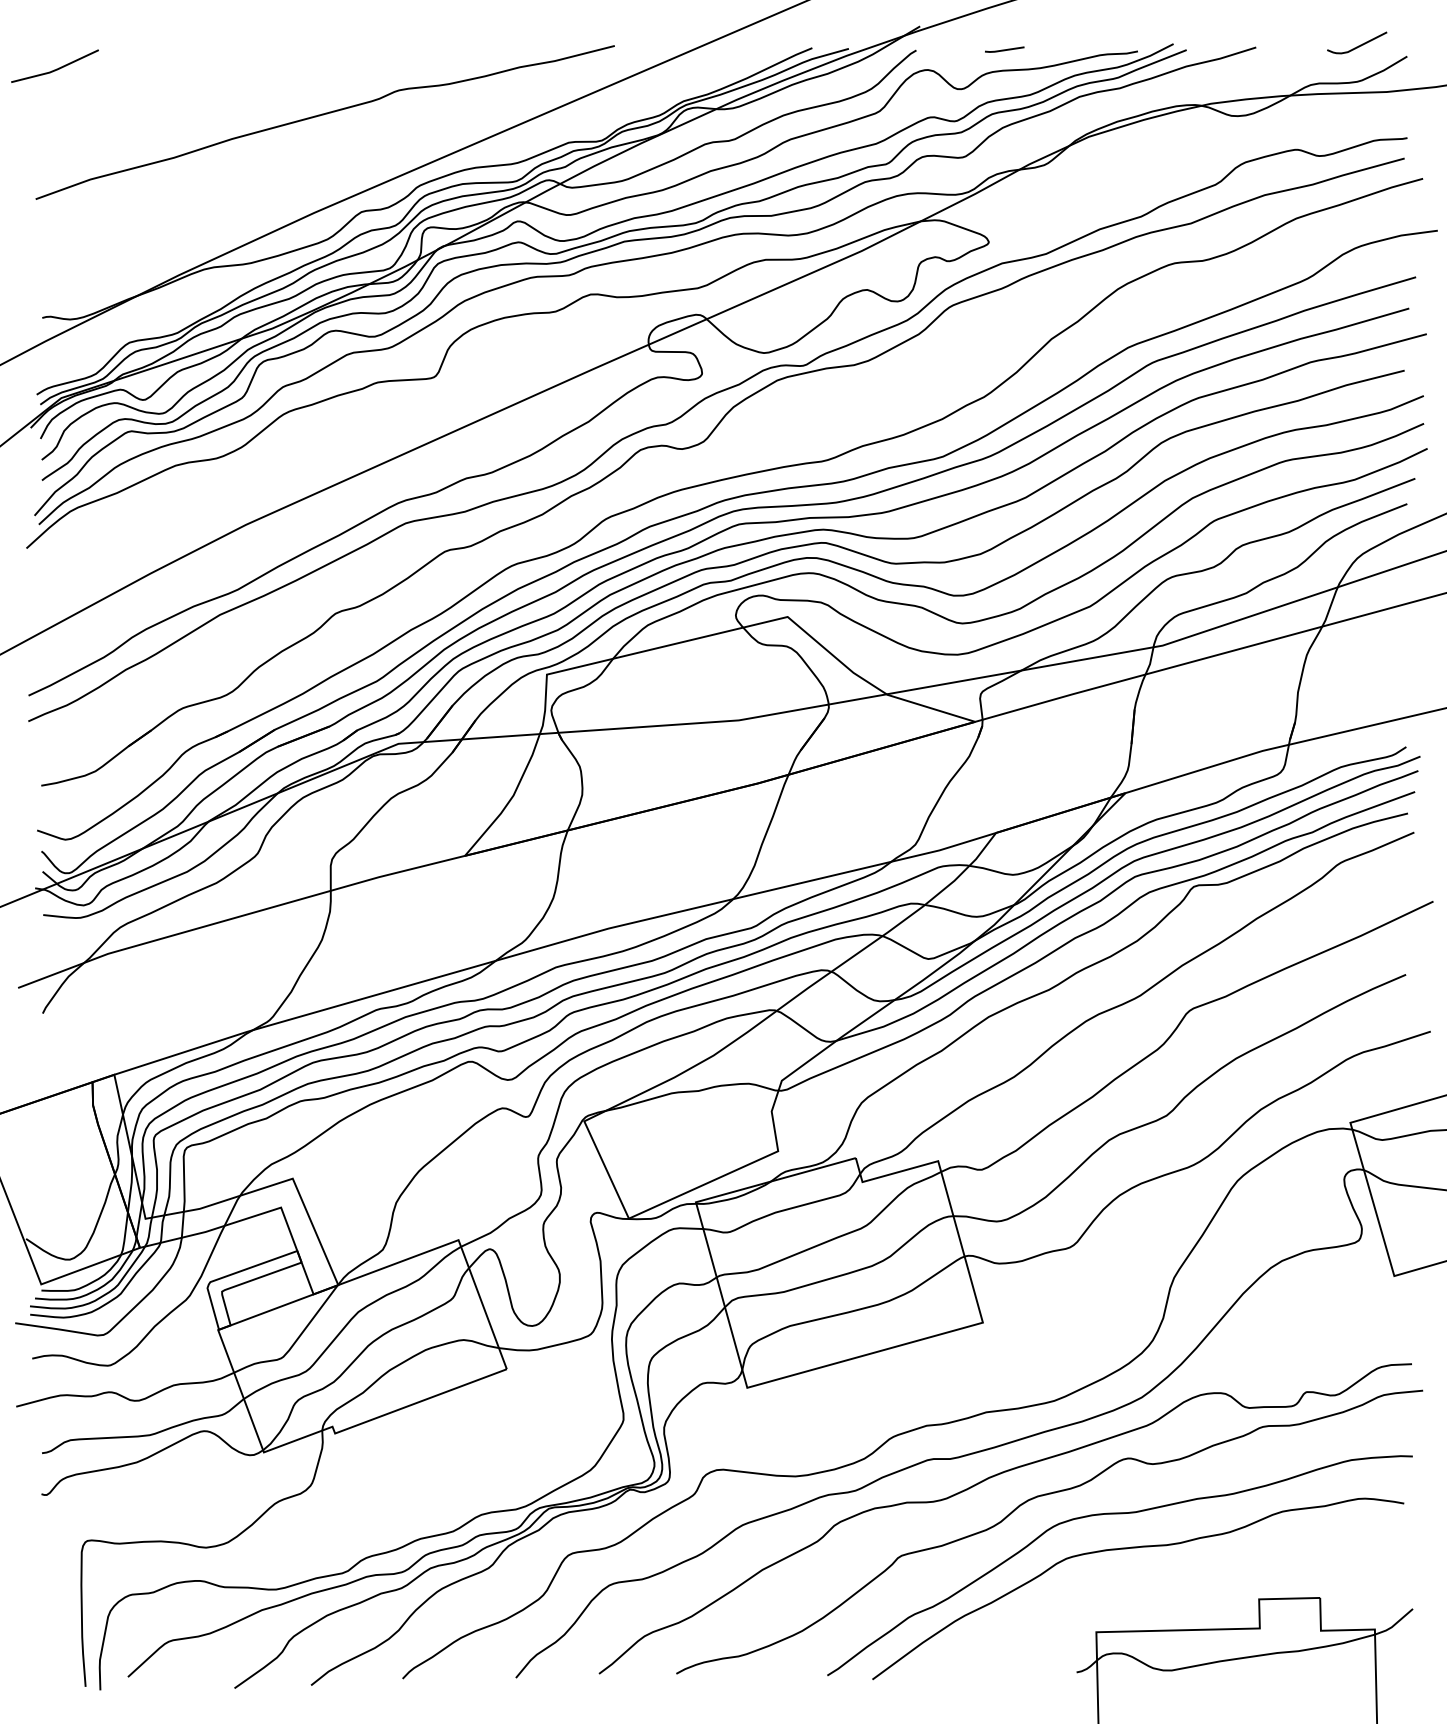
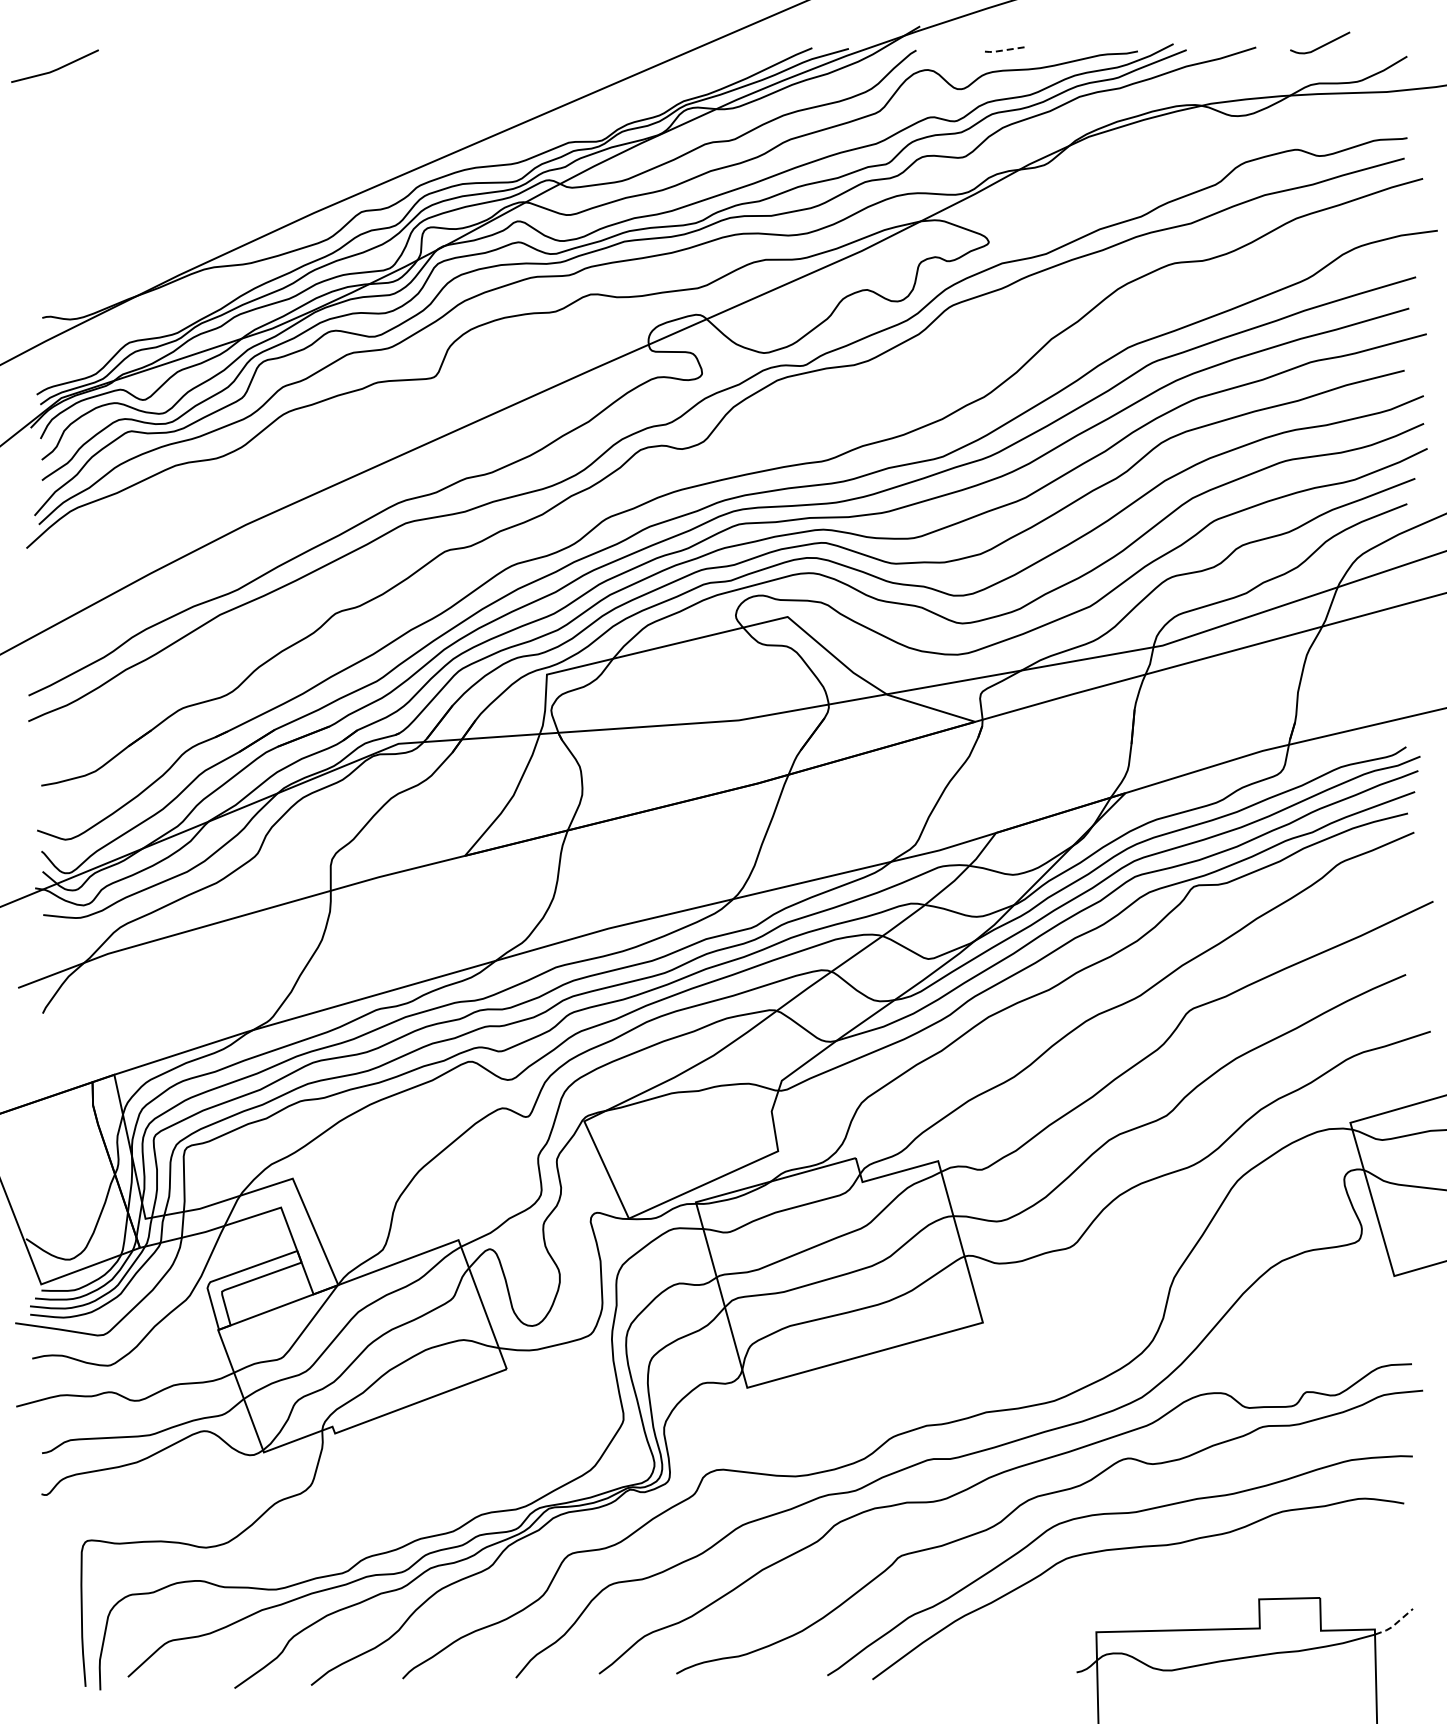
curve position: (1358, 45) -> (1321, 45) (1321, 45)
line: solid -> dashed (1003, 50)
curve: present -> none (323, 115)
line: solid -> dashed (1394, 1624)
